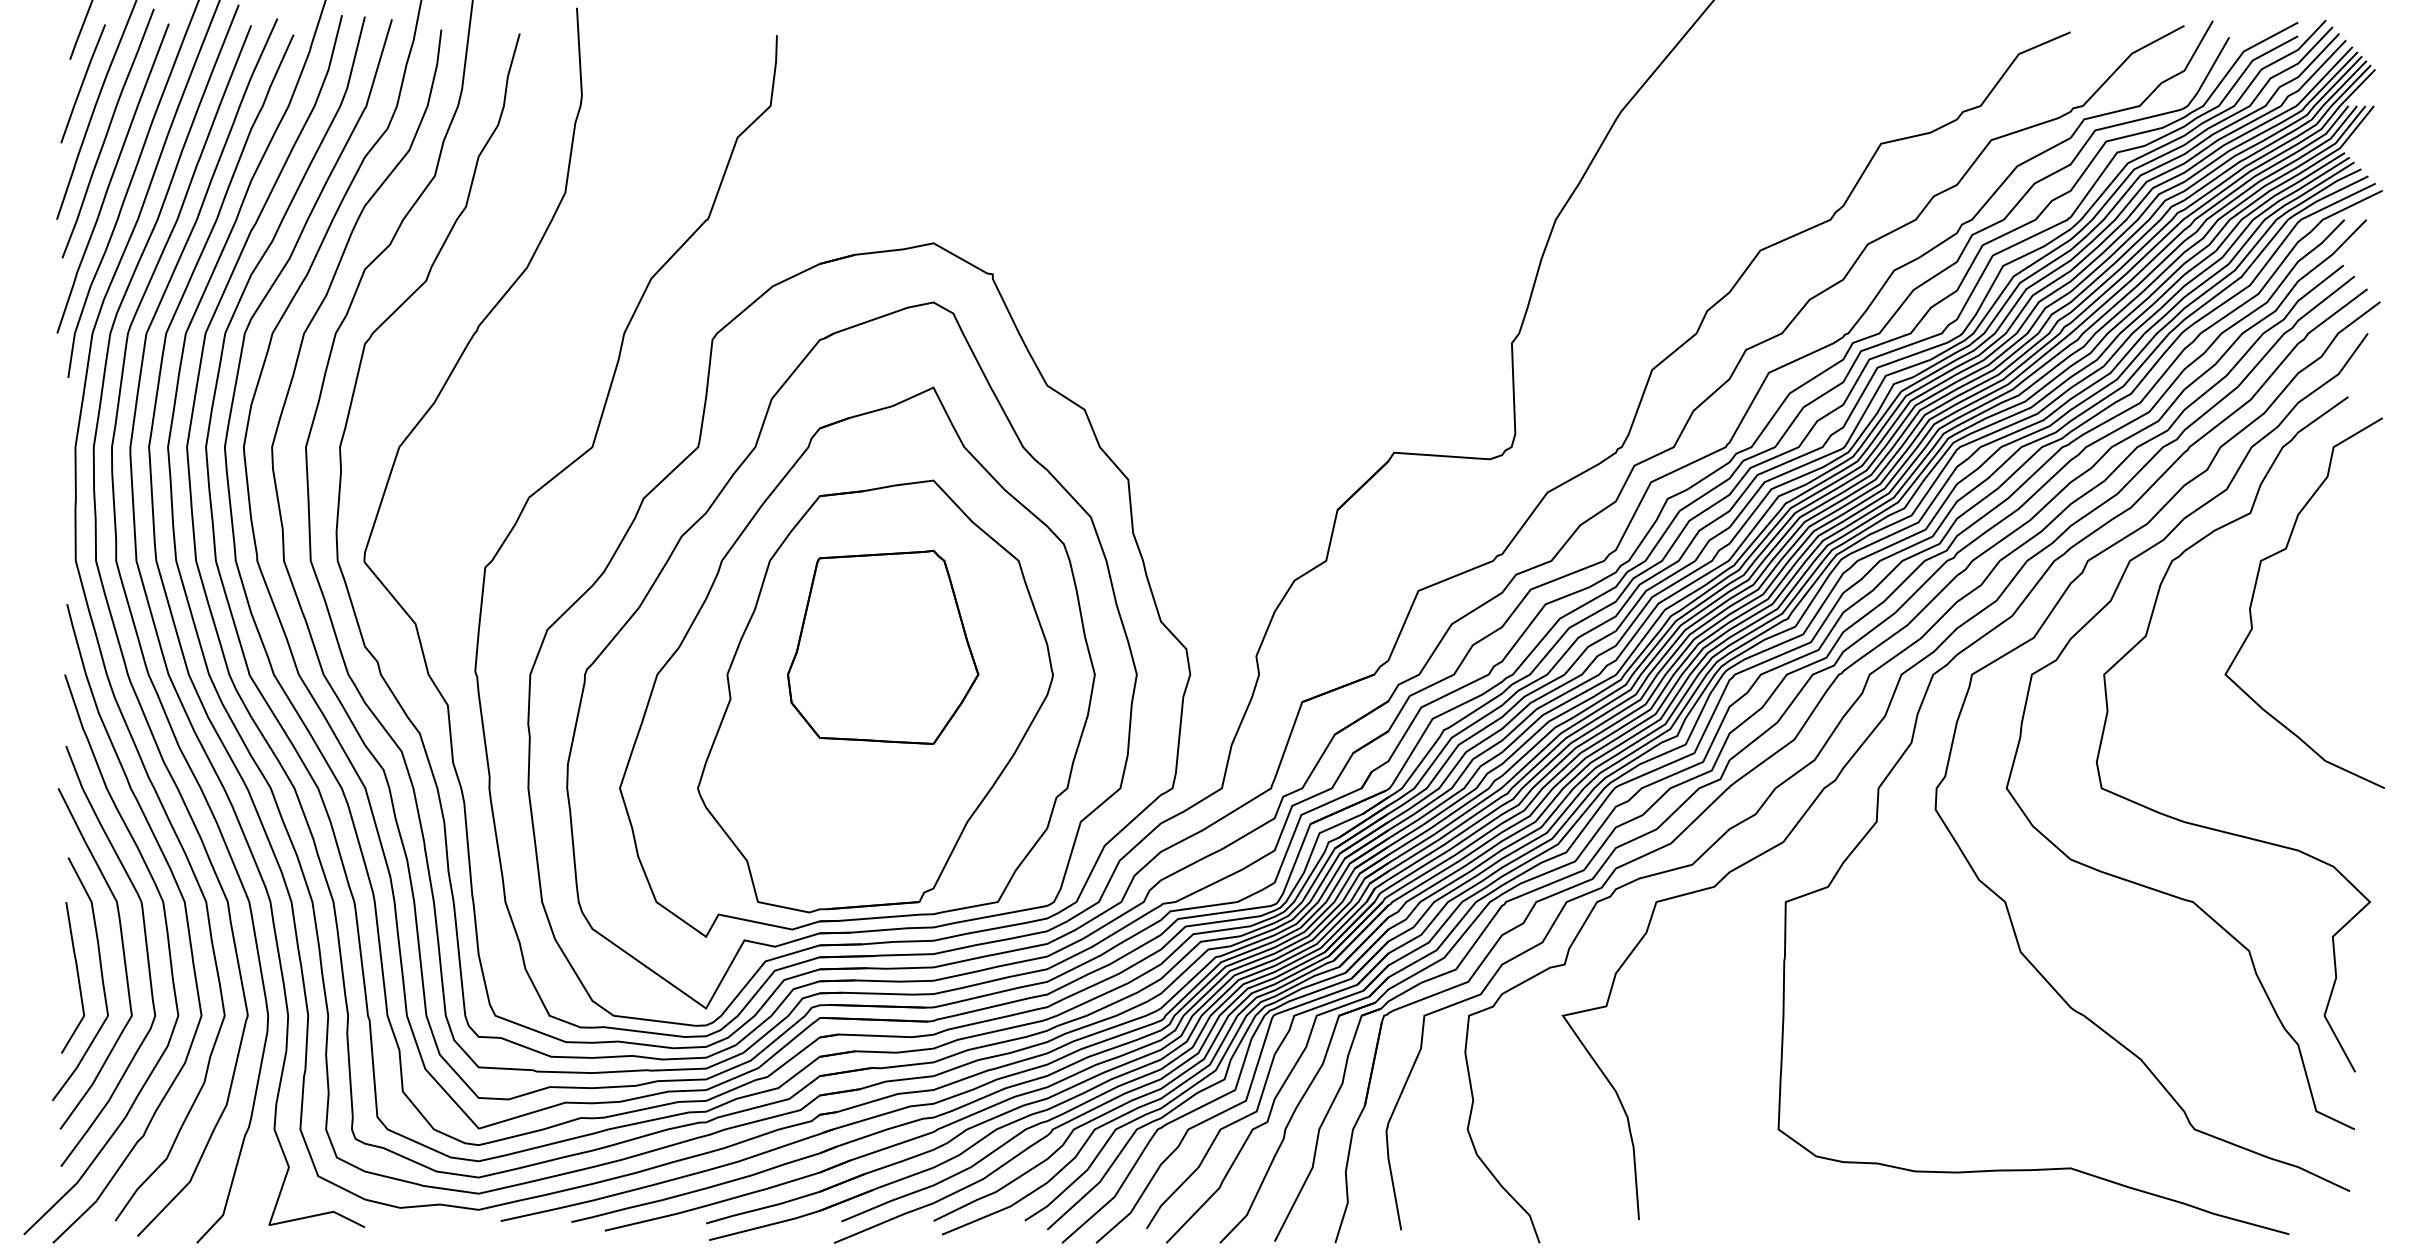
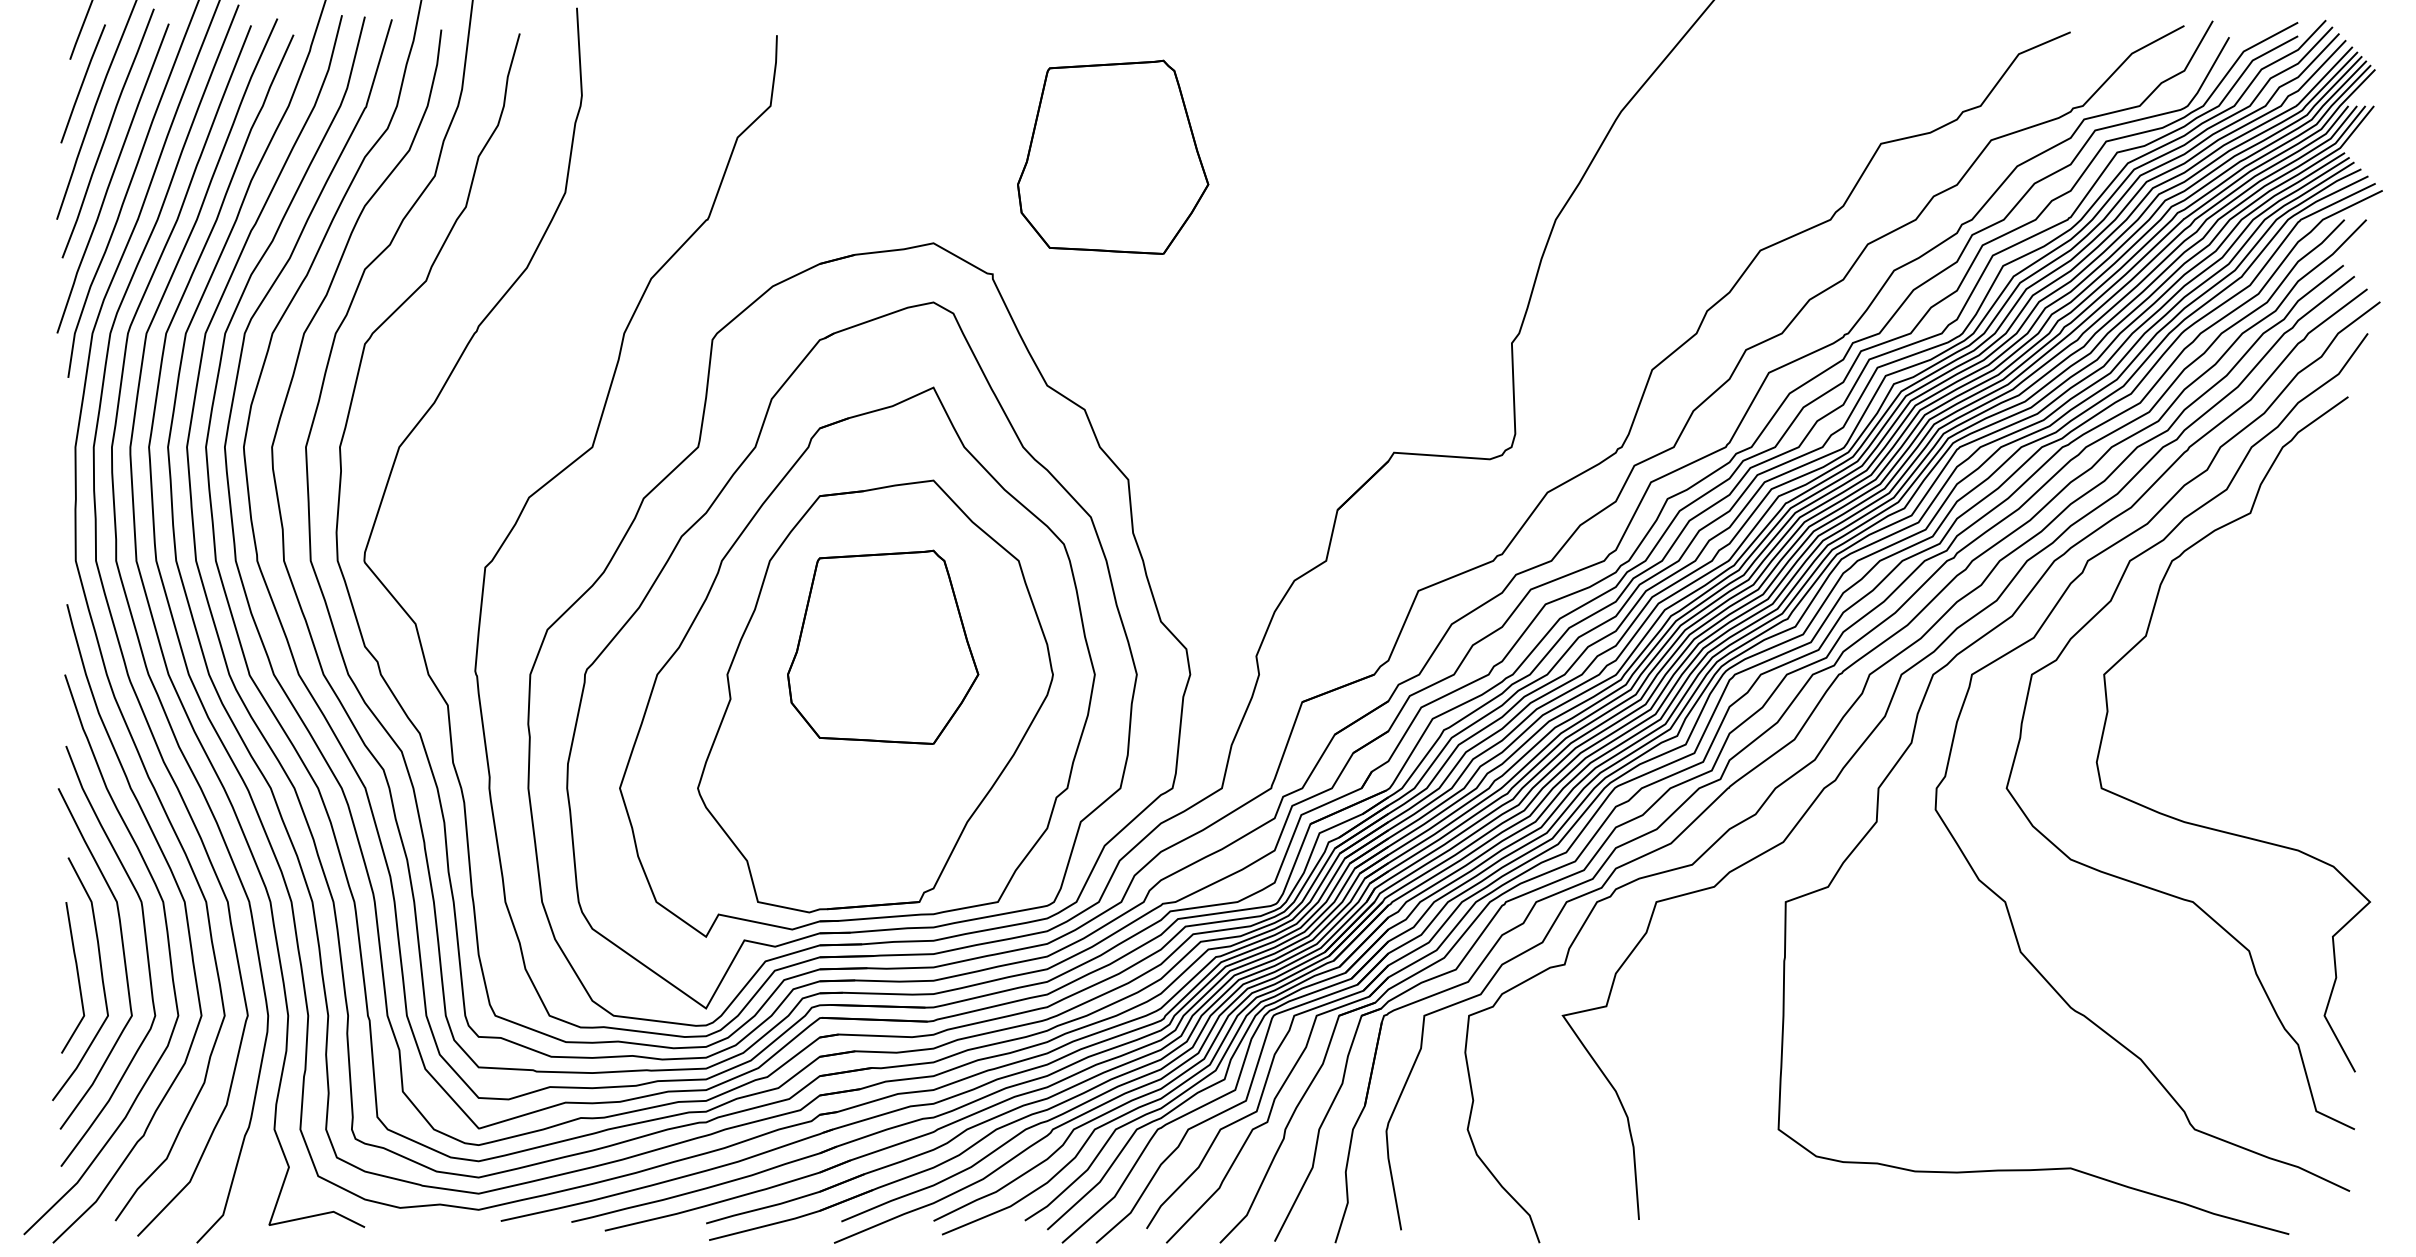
part: none -> present (1113, 156)
curve: present -> none (2255, 590)
